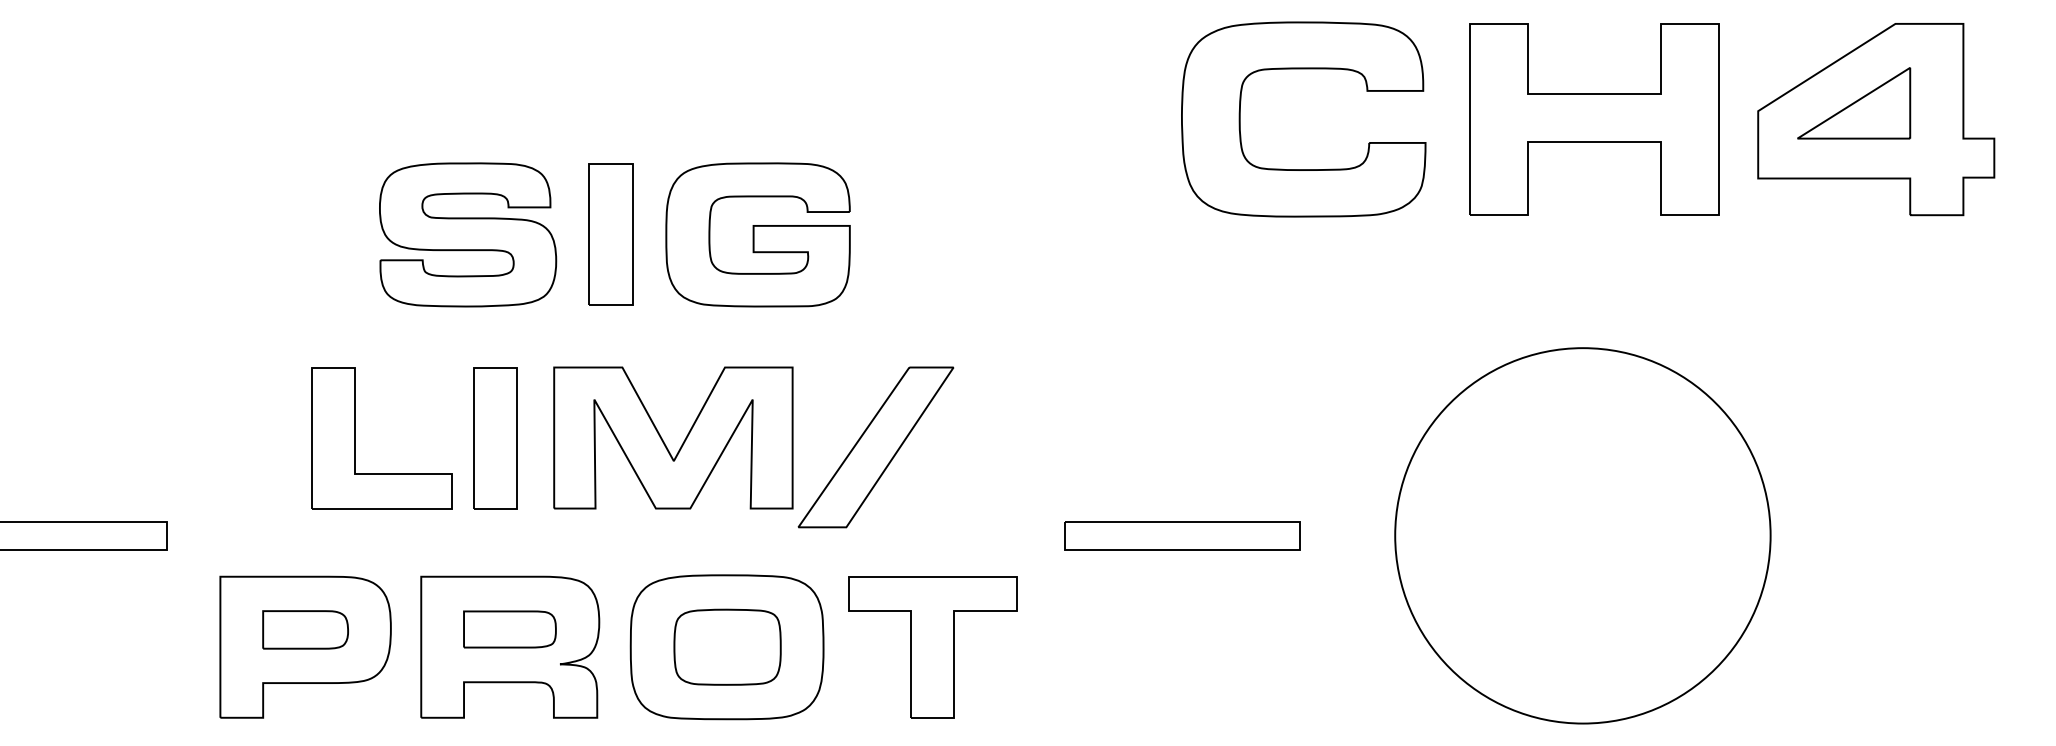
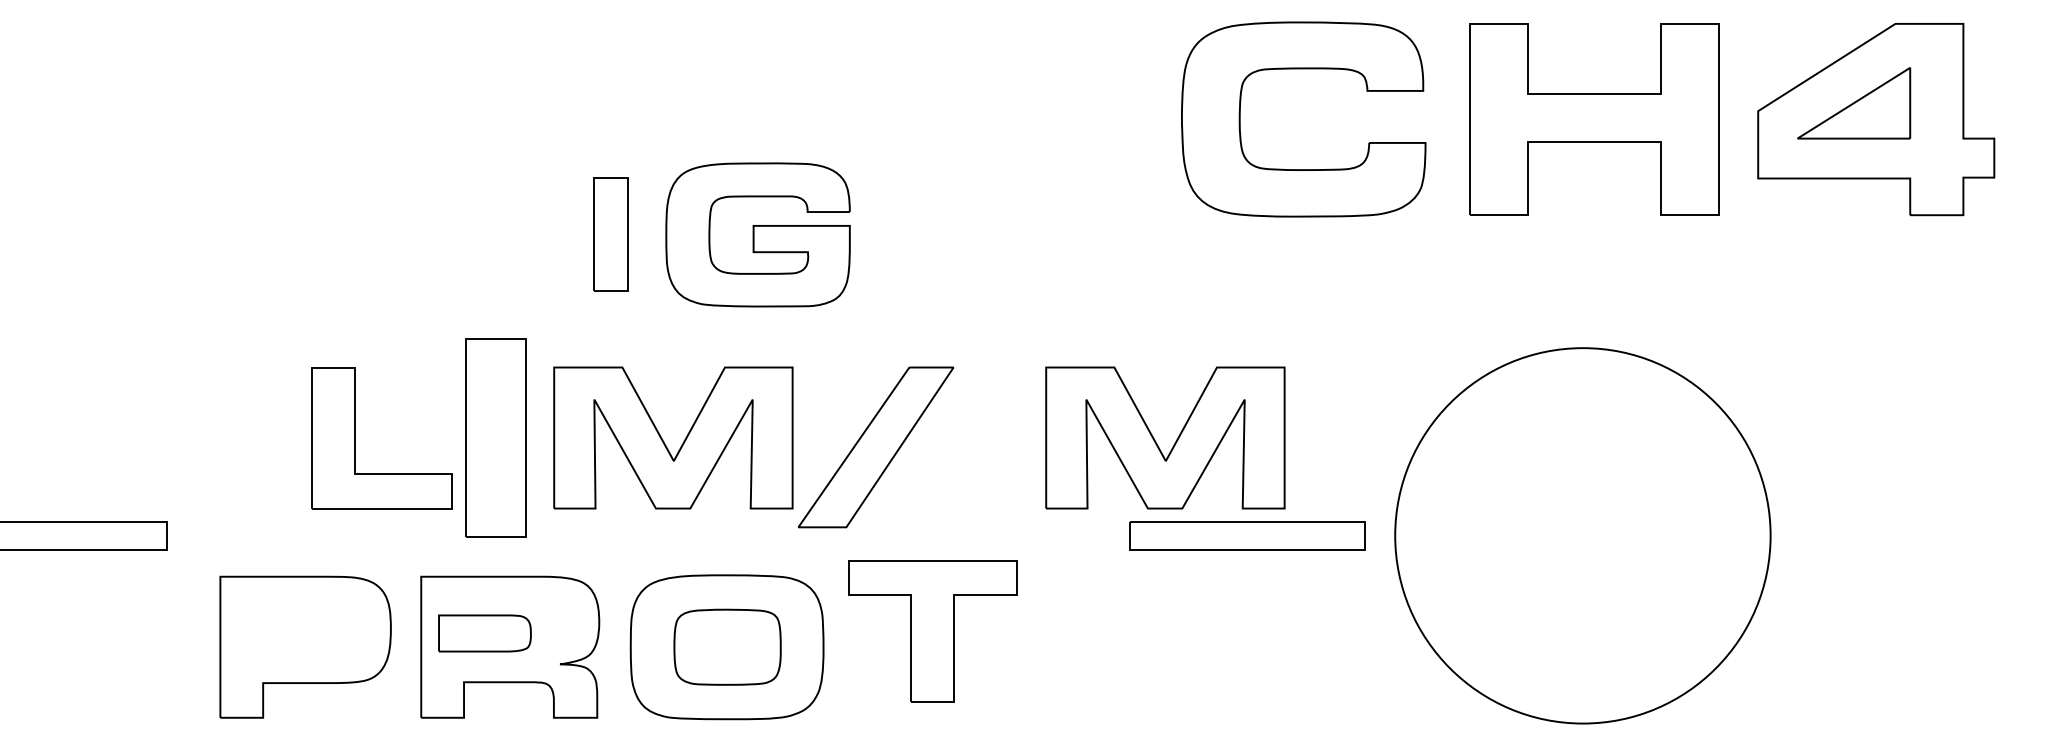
part: present -> none (468, 234)
part size: 46x143 px -> 36x115 px (610, 234)
part size: 45x143 px -> 62x200 px (495, 437)
part: none -> present (1156, 441)
part position: (1182, 535) -> (1247, 535) (1247, 535)
part: present -> none (305, 629)
part position: (509, 629) -> (484, 633) (484, 633)
part position: (932, 647) -> (932, 631) (932, 631)
